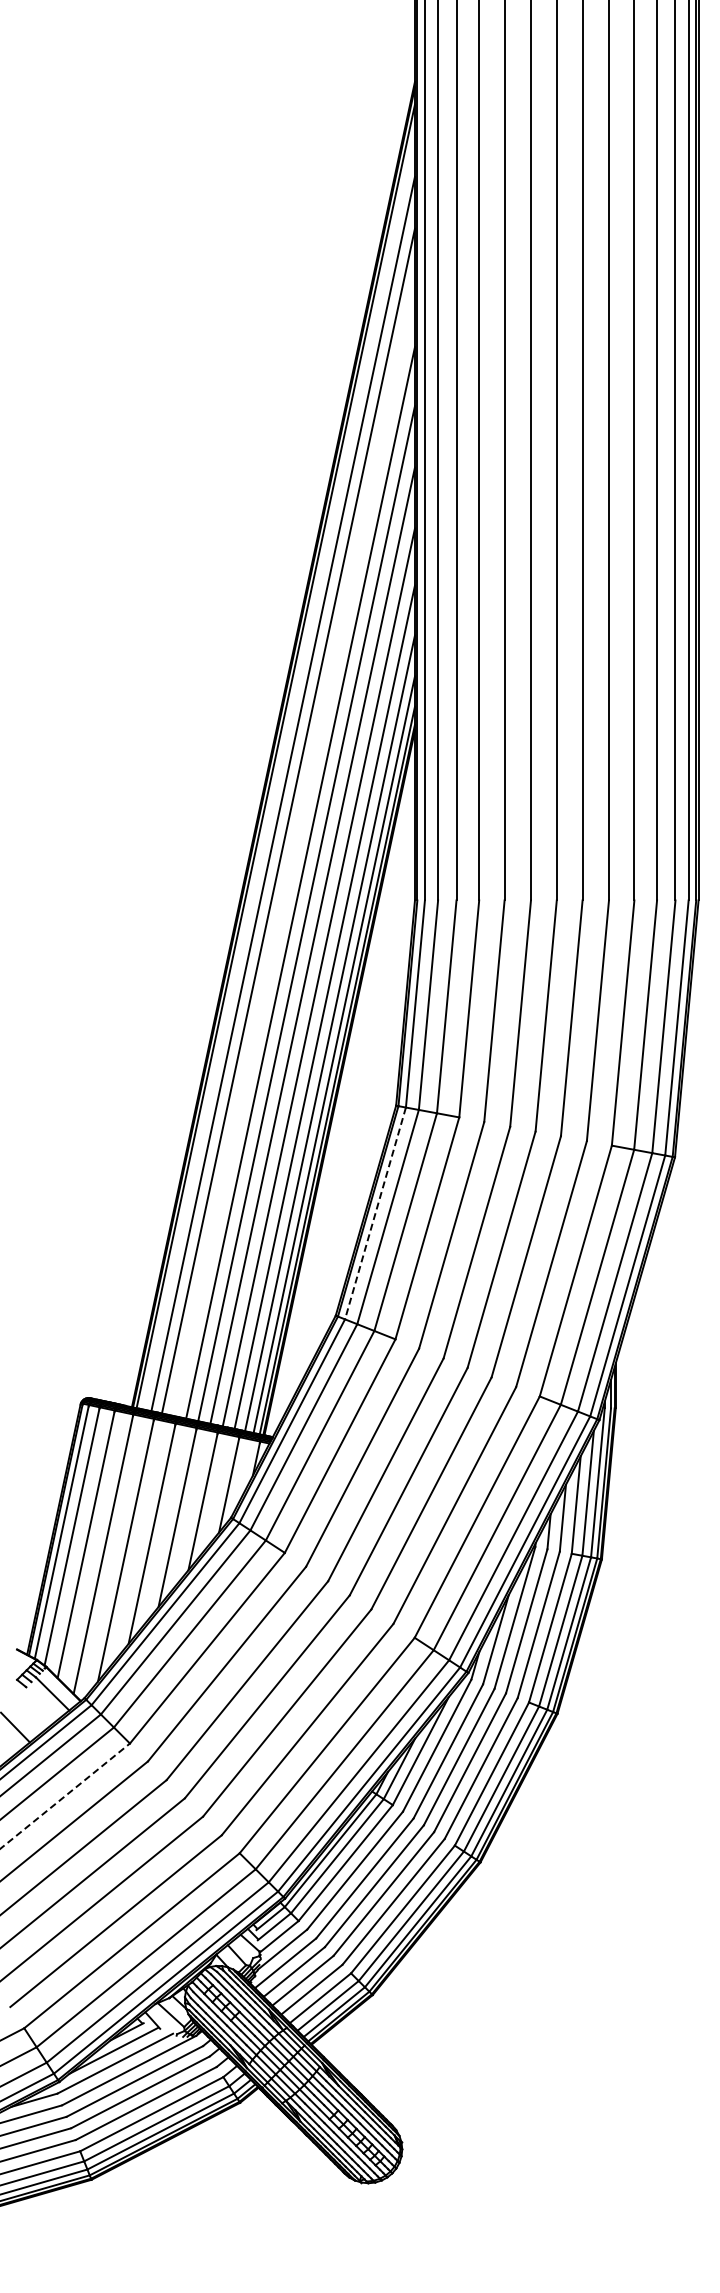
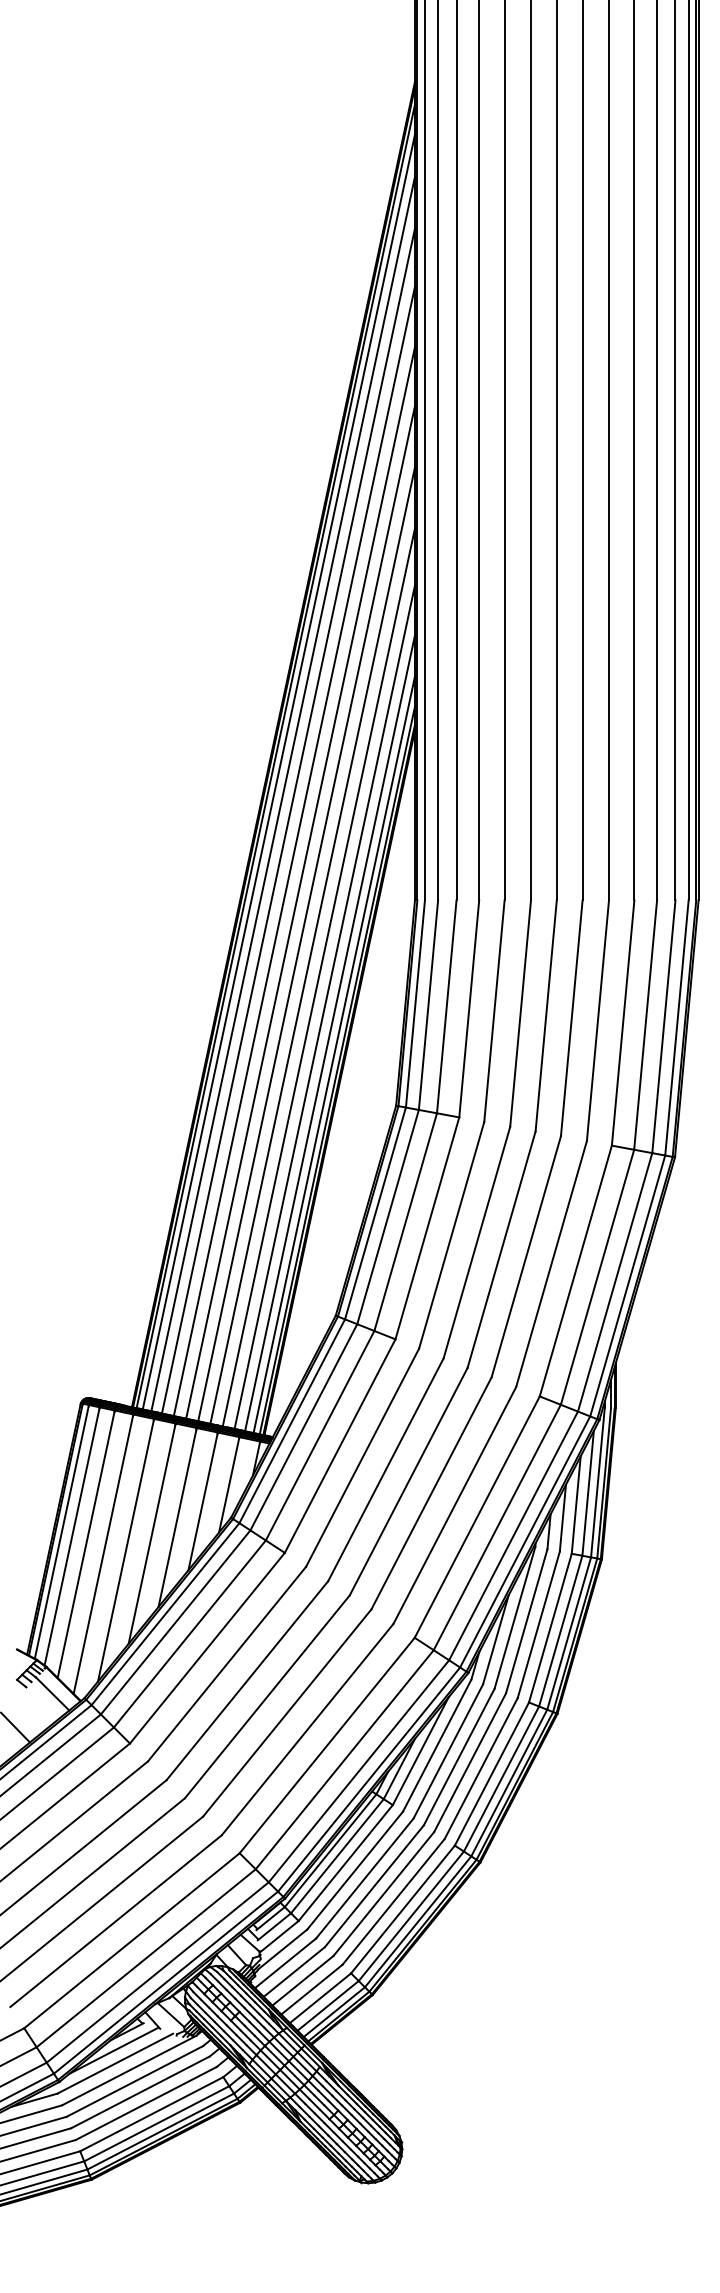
line: none -> present (278, 771)
line: none -> present (293, 851)
line: dashed -> solid (375, 1213)
line: dashed -> solid (65, 1795)
